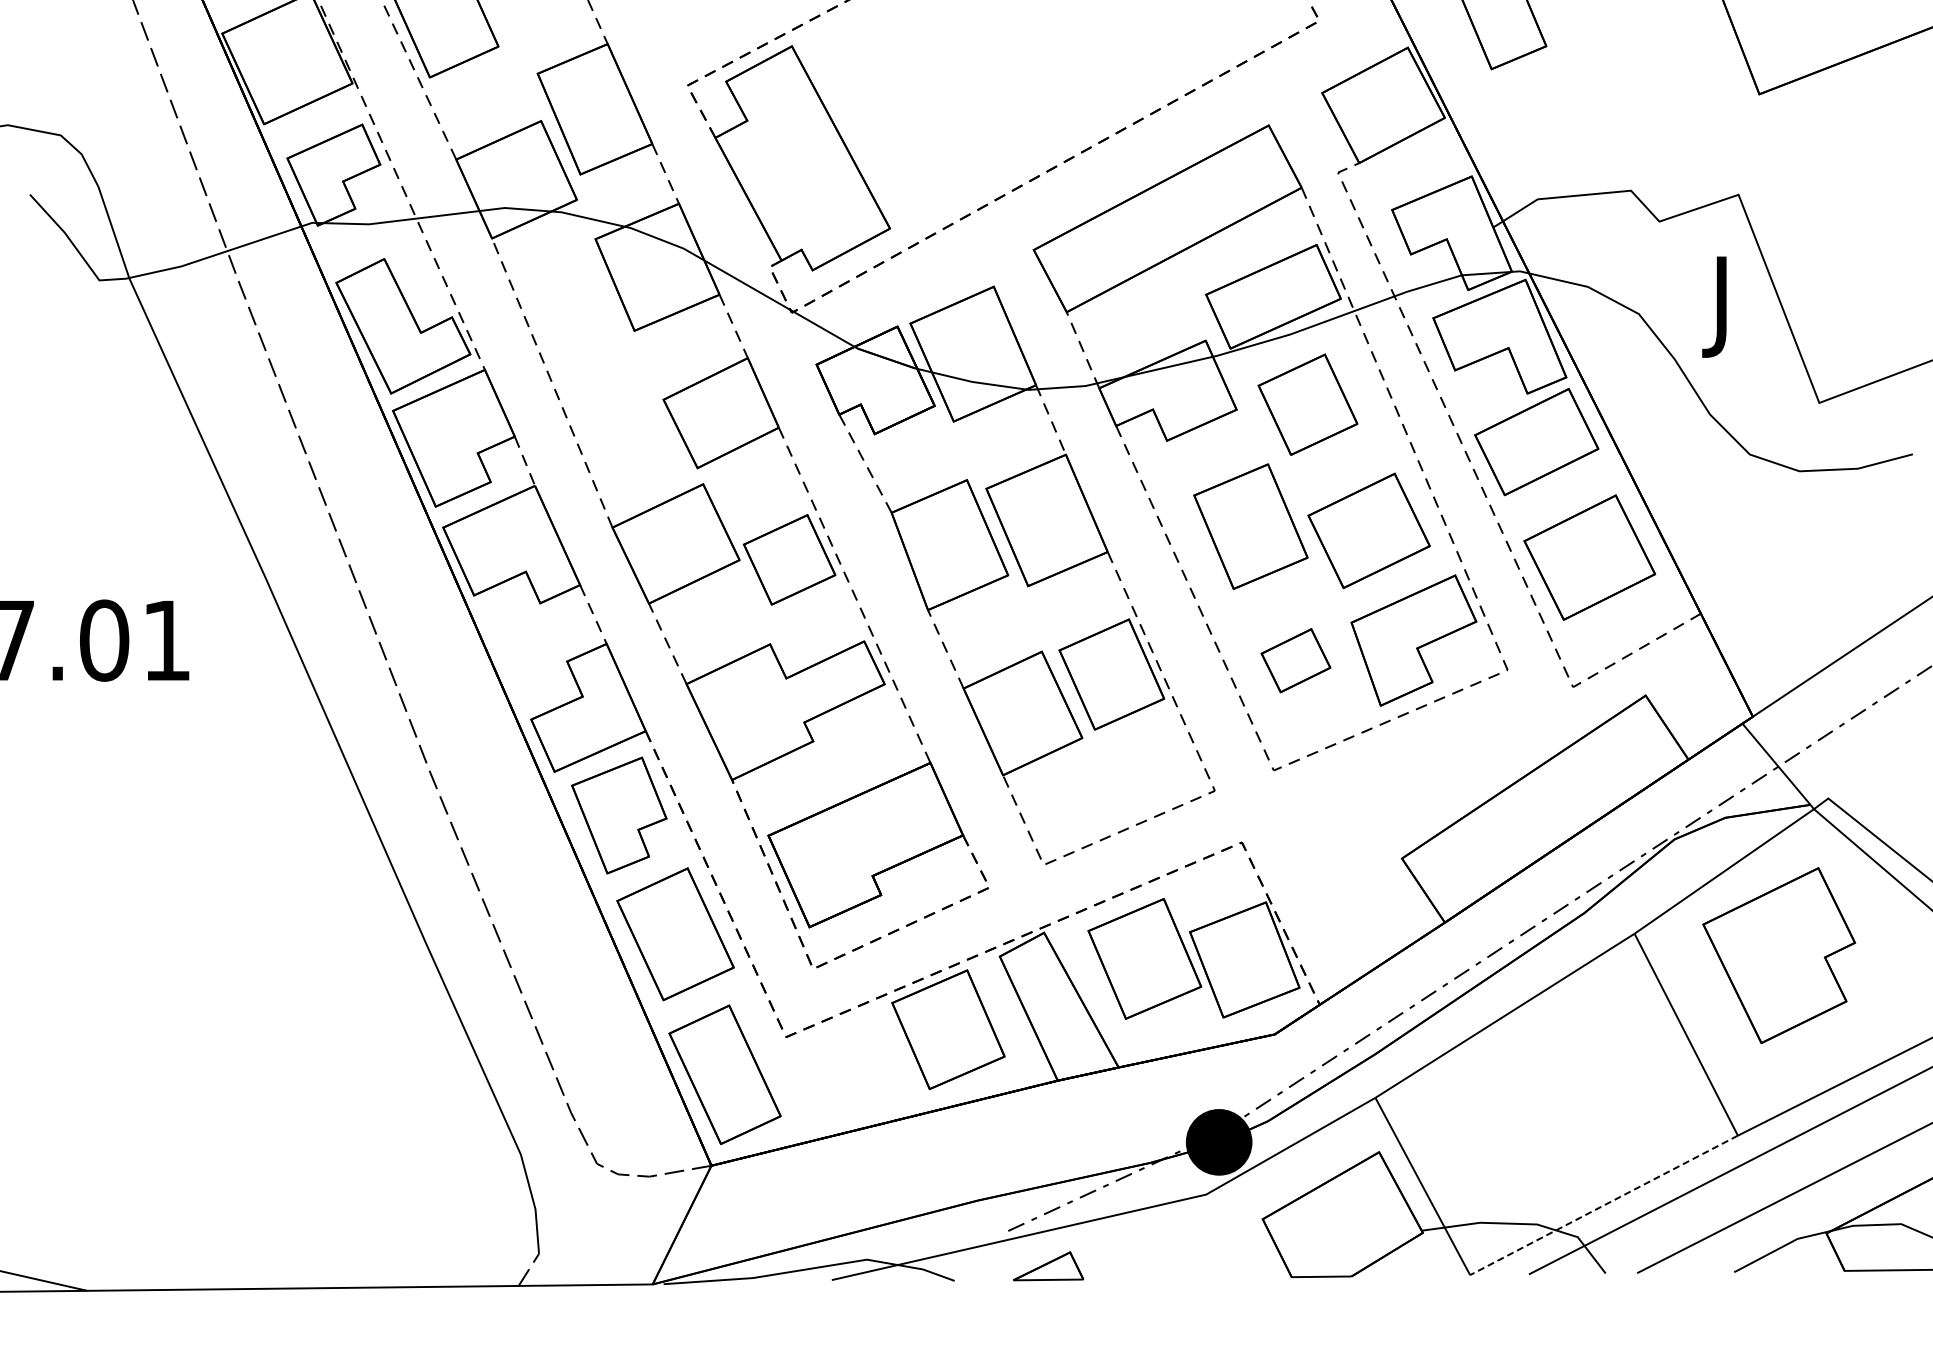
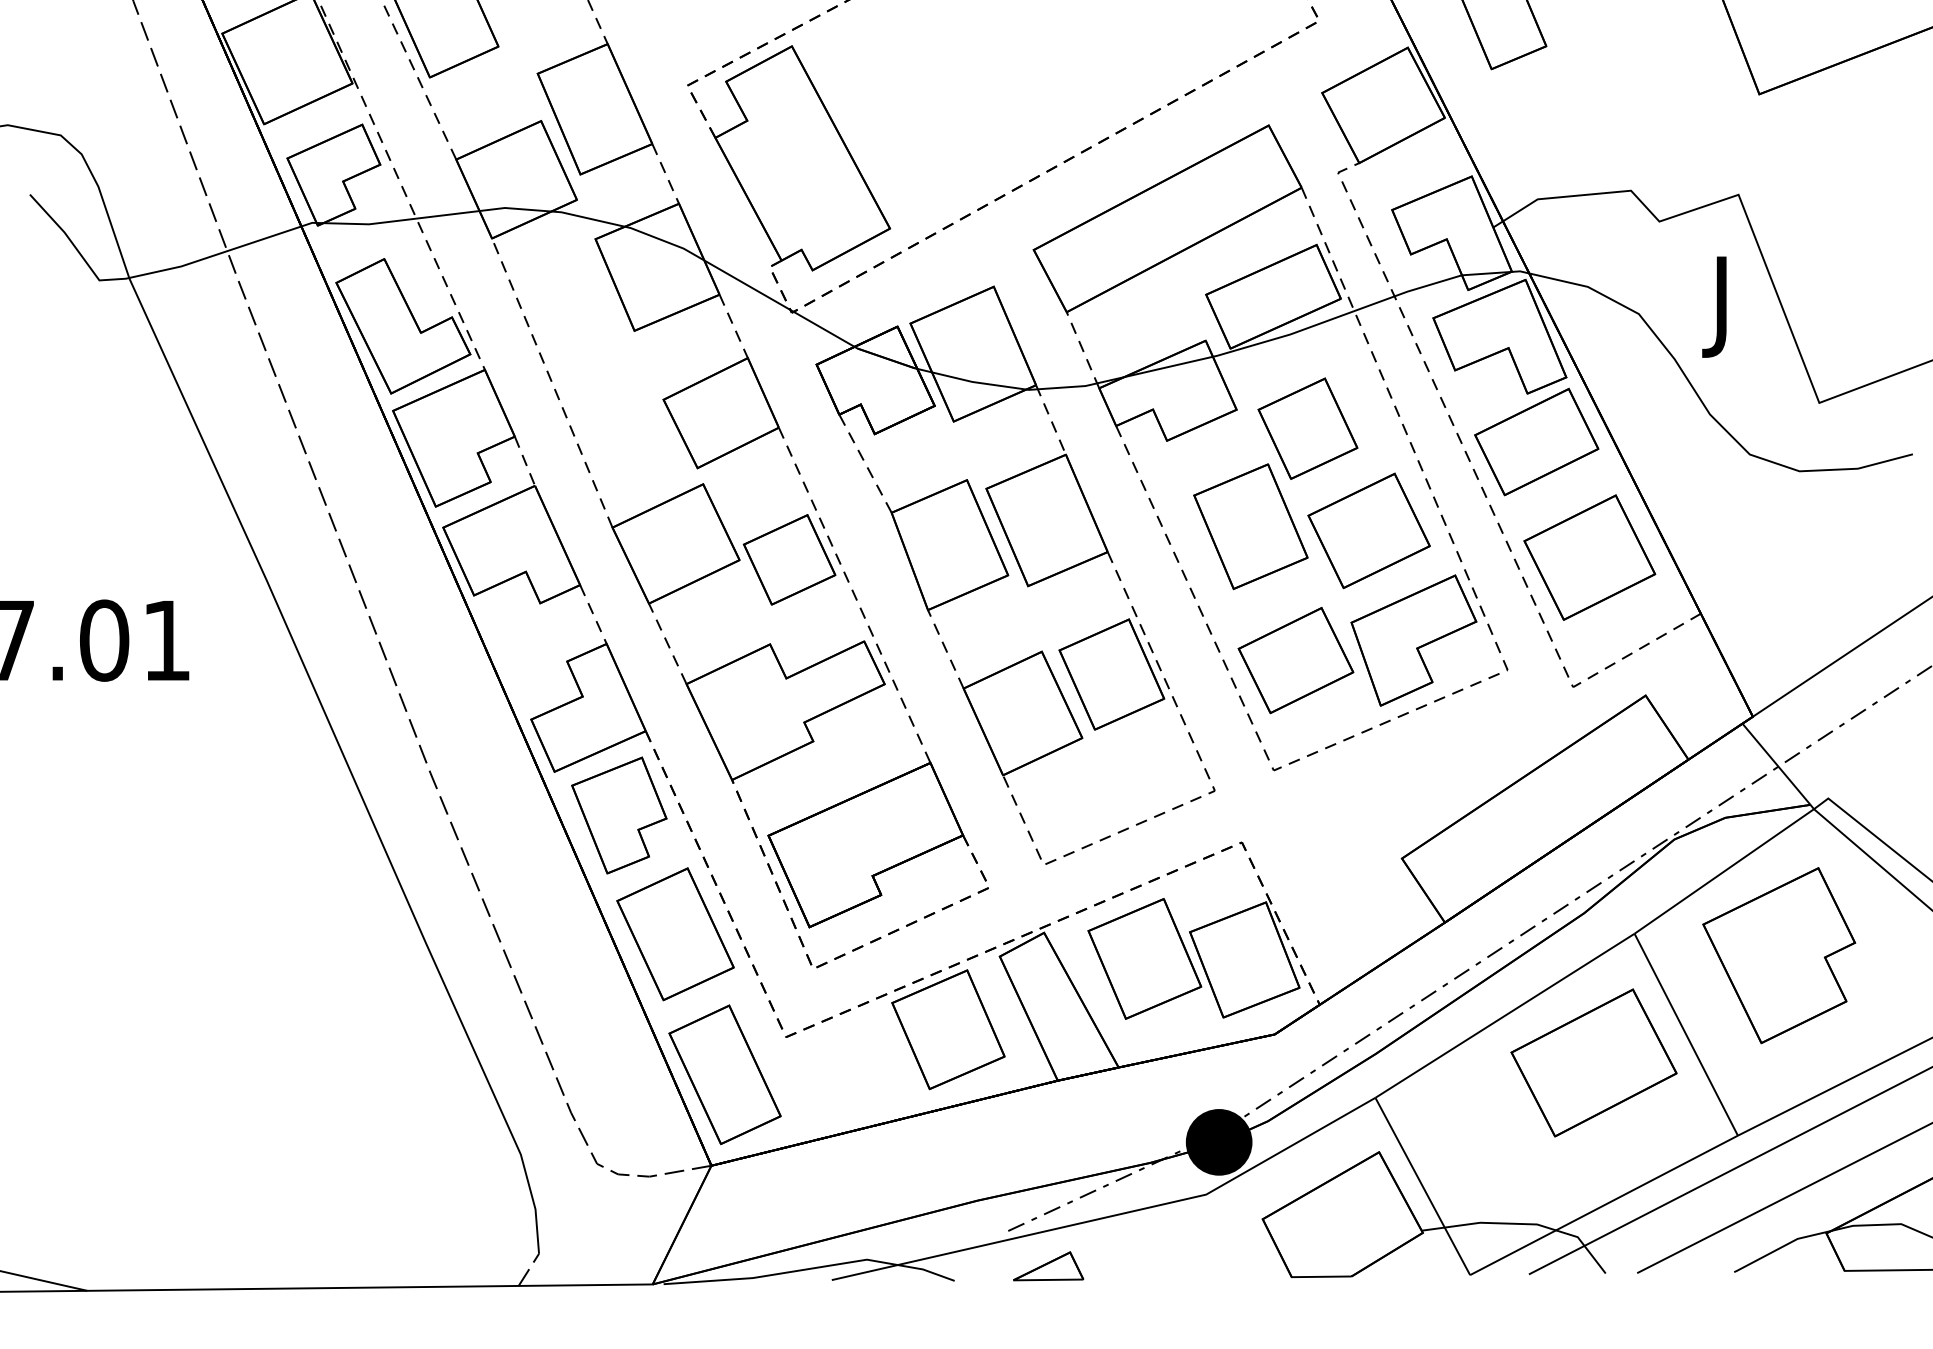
part position: (1307, 404) -> (1307, 428) (1307, 428)
part size: 72x66 px -> 118x108 px (1295, 660)
part: none -> present (1593, 1062)
line: dashed -> solid (1604, 1205)
